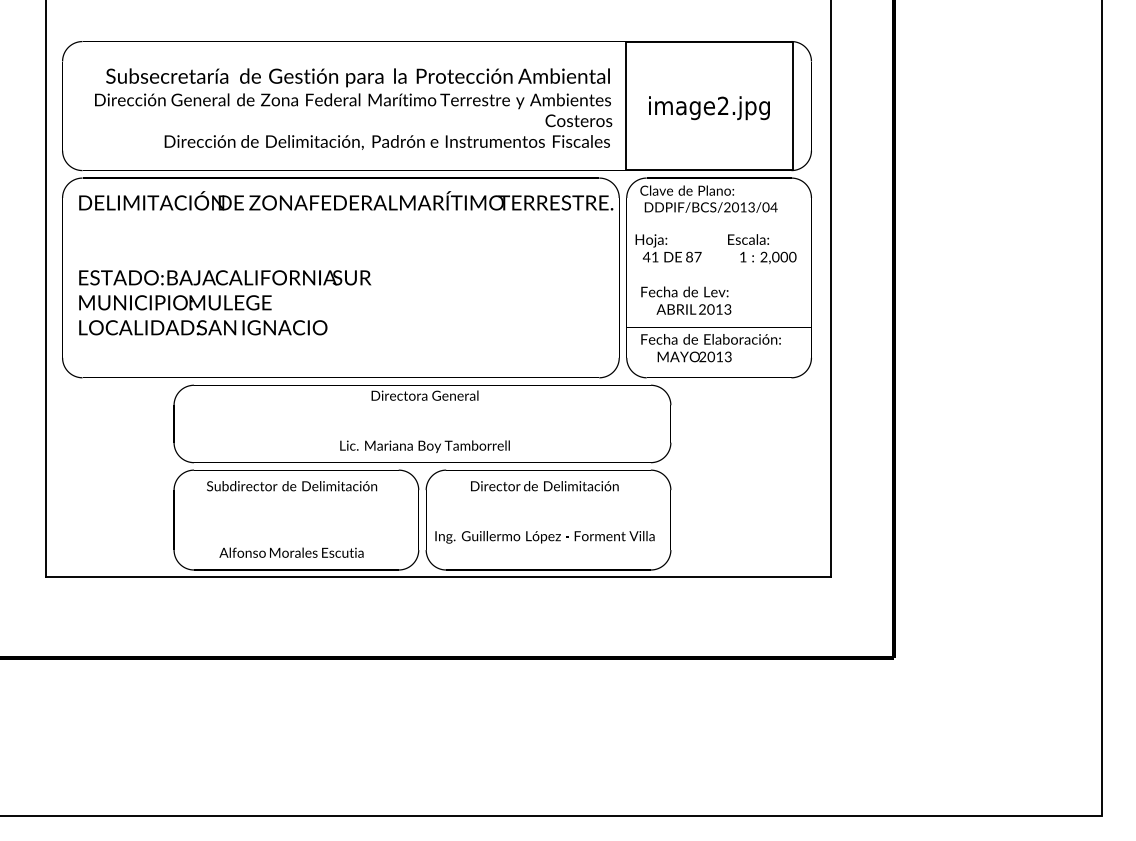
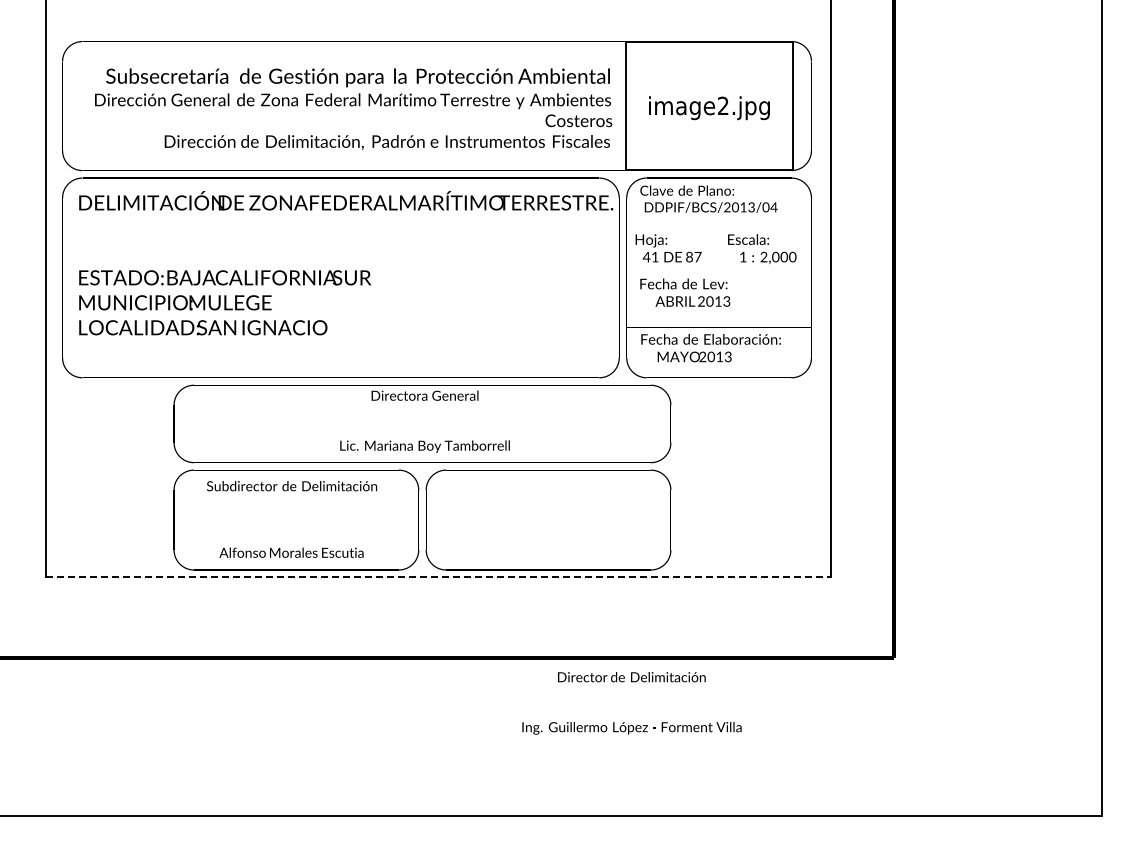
text position: (686, 300) -> (685, 292) (685, 292)
text position: (544, 512) -> (631, 703) (631, 703)
line: solid -> dashed (438, 577)
